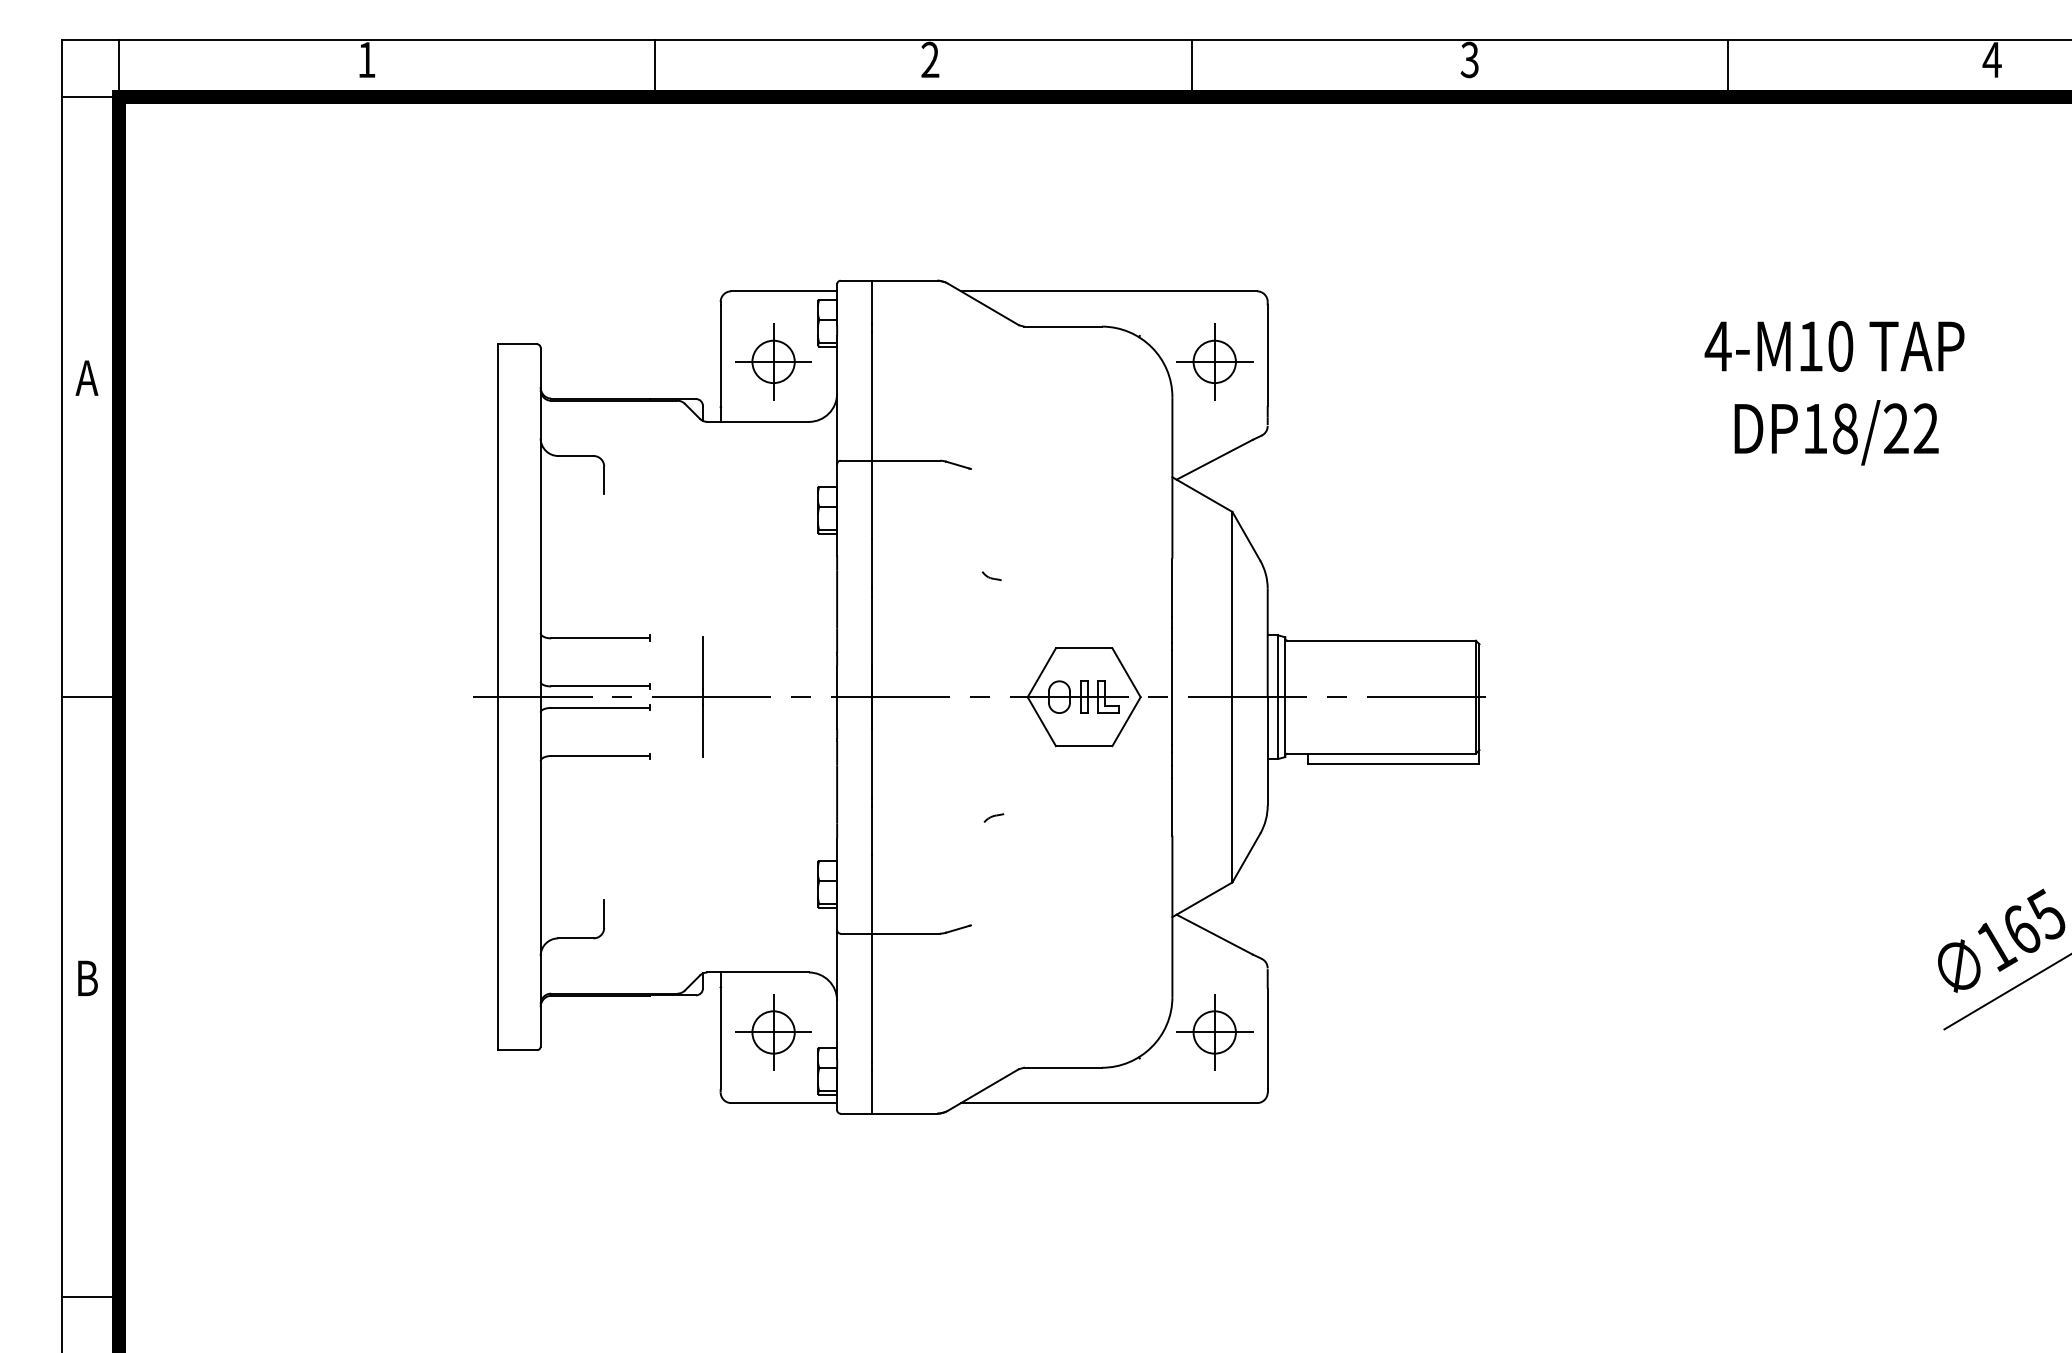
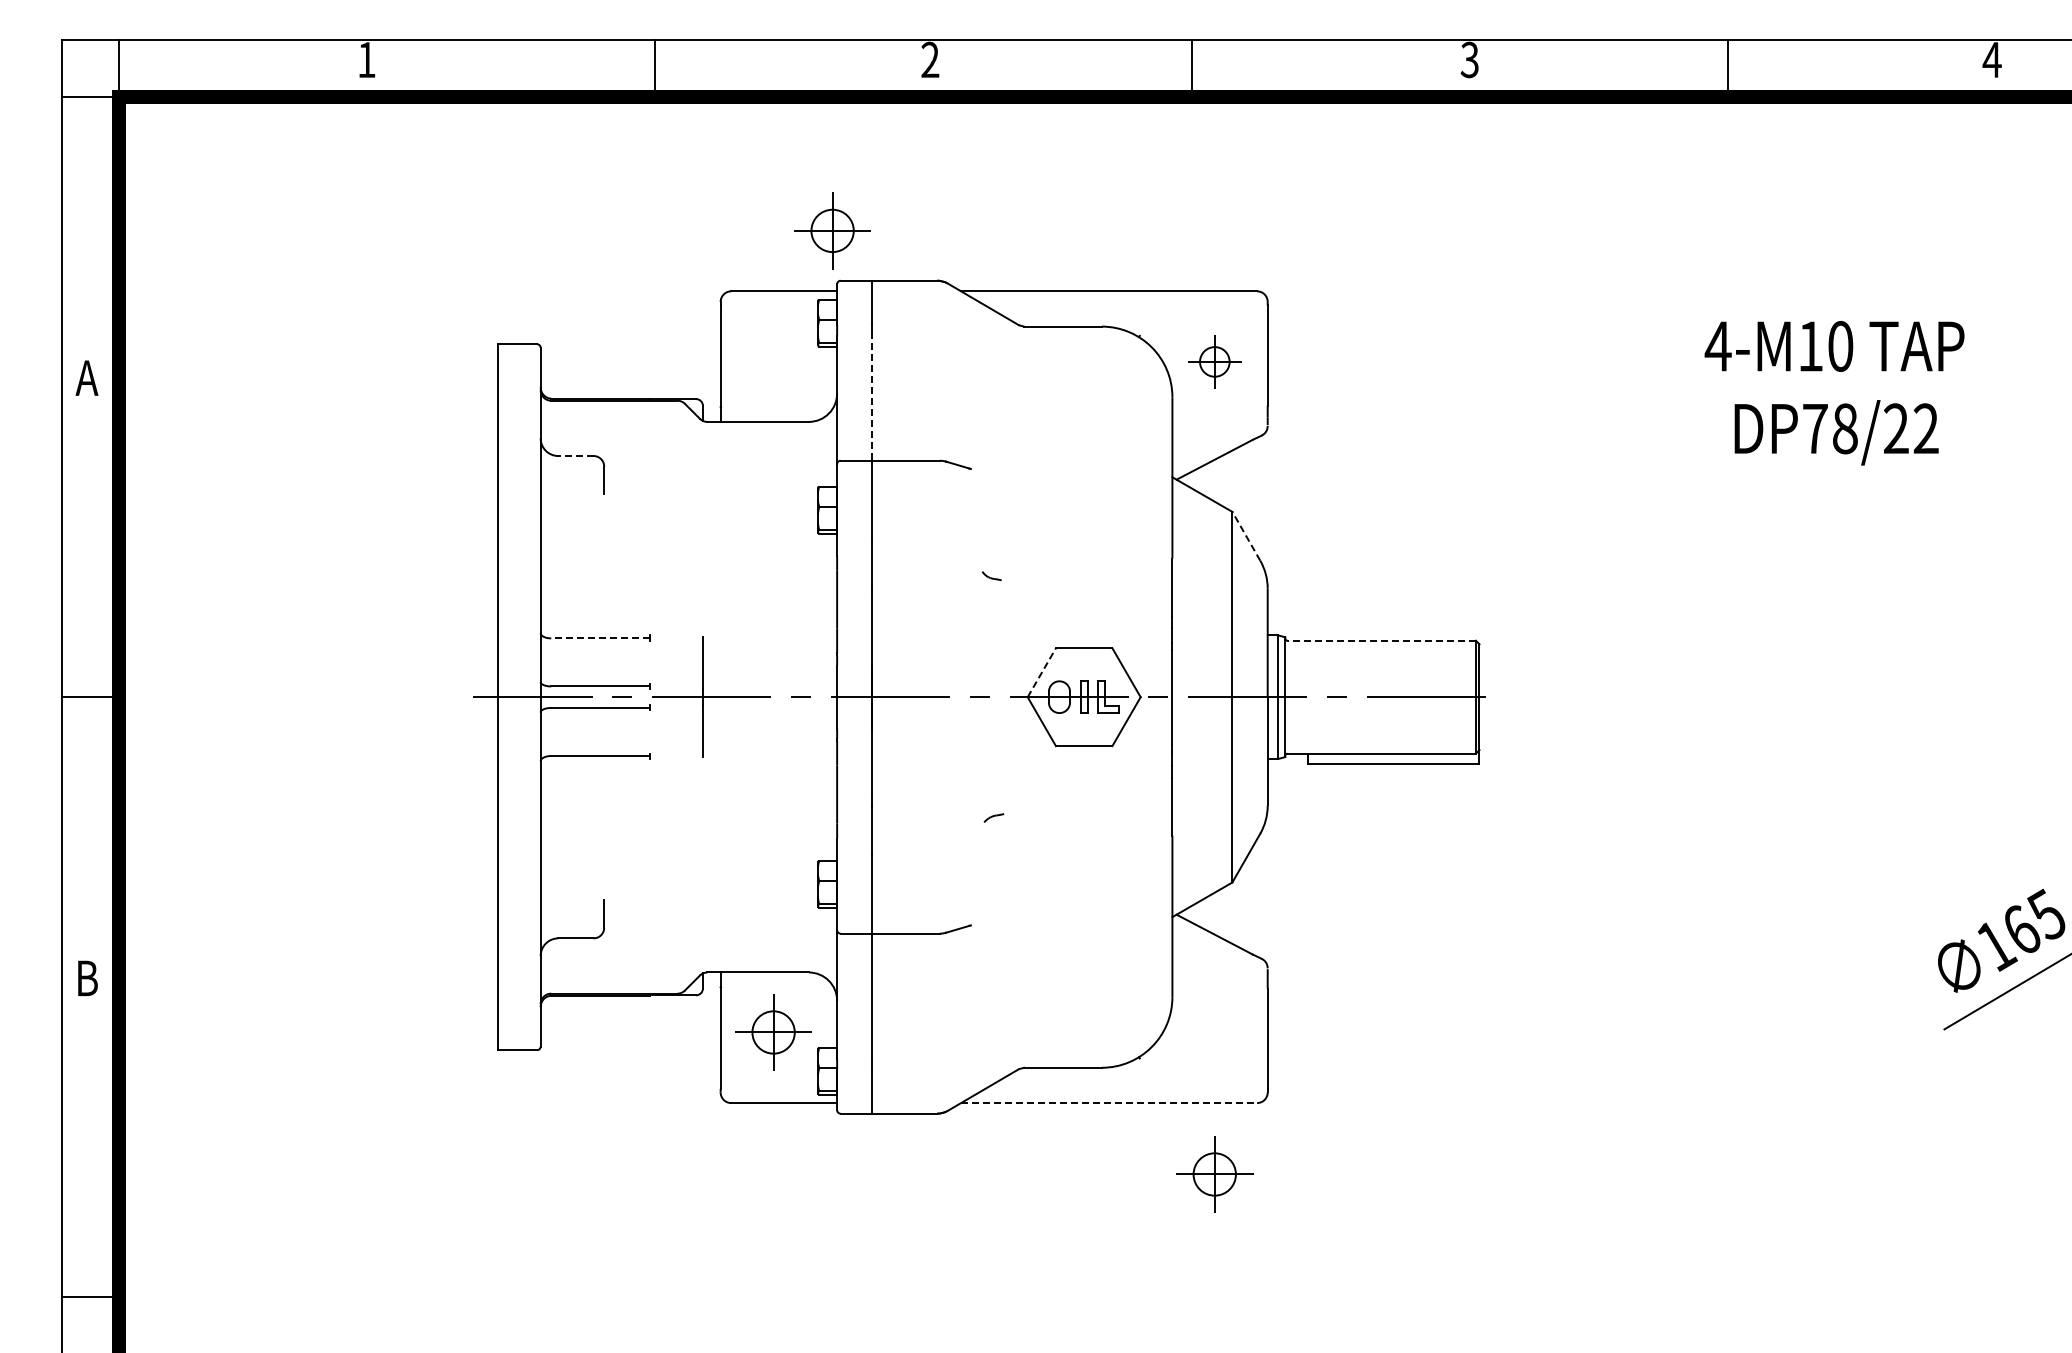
part position: (773, 361) -> (832, 230) (832, 230)
part size: 78x78 px -> 54x54 px (1214, 361)
line: solid -> dashed (872, 395)
text: DP18/22 -> DP78/22 (1815, 428)
line: solid -> dashed (575, 456)
line: solid -> dashed (1246, 535)
line: solid -> dashed (600, 638)
line: solid -> dashed (1381, 640)
line: solid -> dashed (1042, 672)
part position: (1214, 1032) -> (1214, 1174) (1214, 1174)
line: solid -> dashed (1109, 1103)
